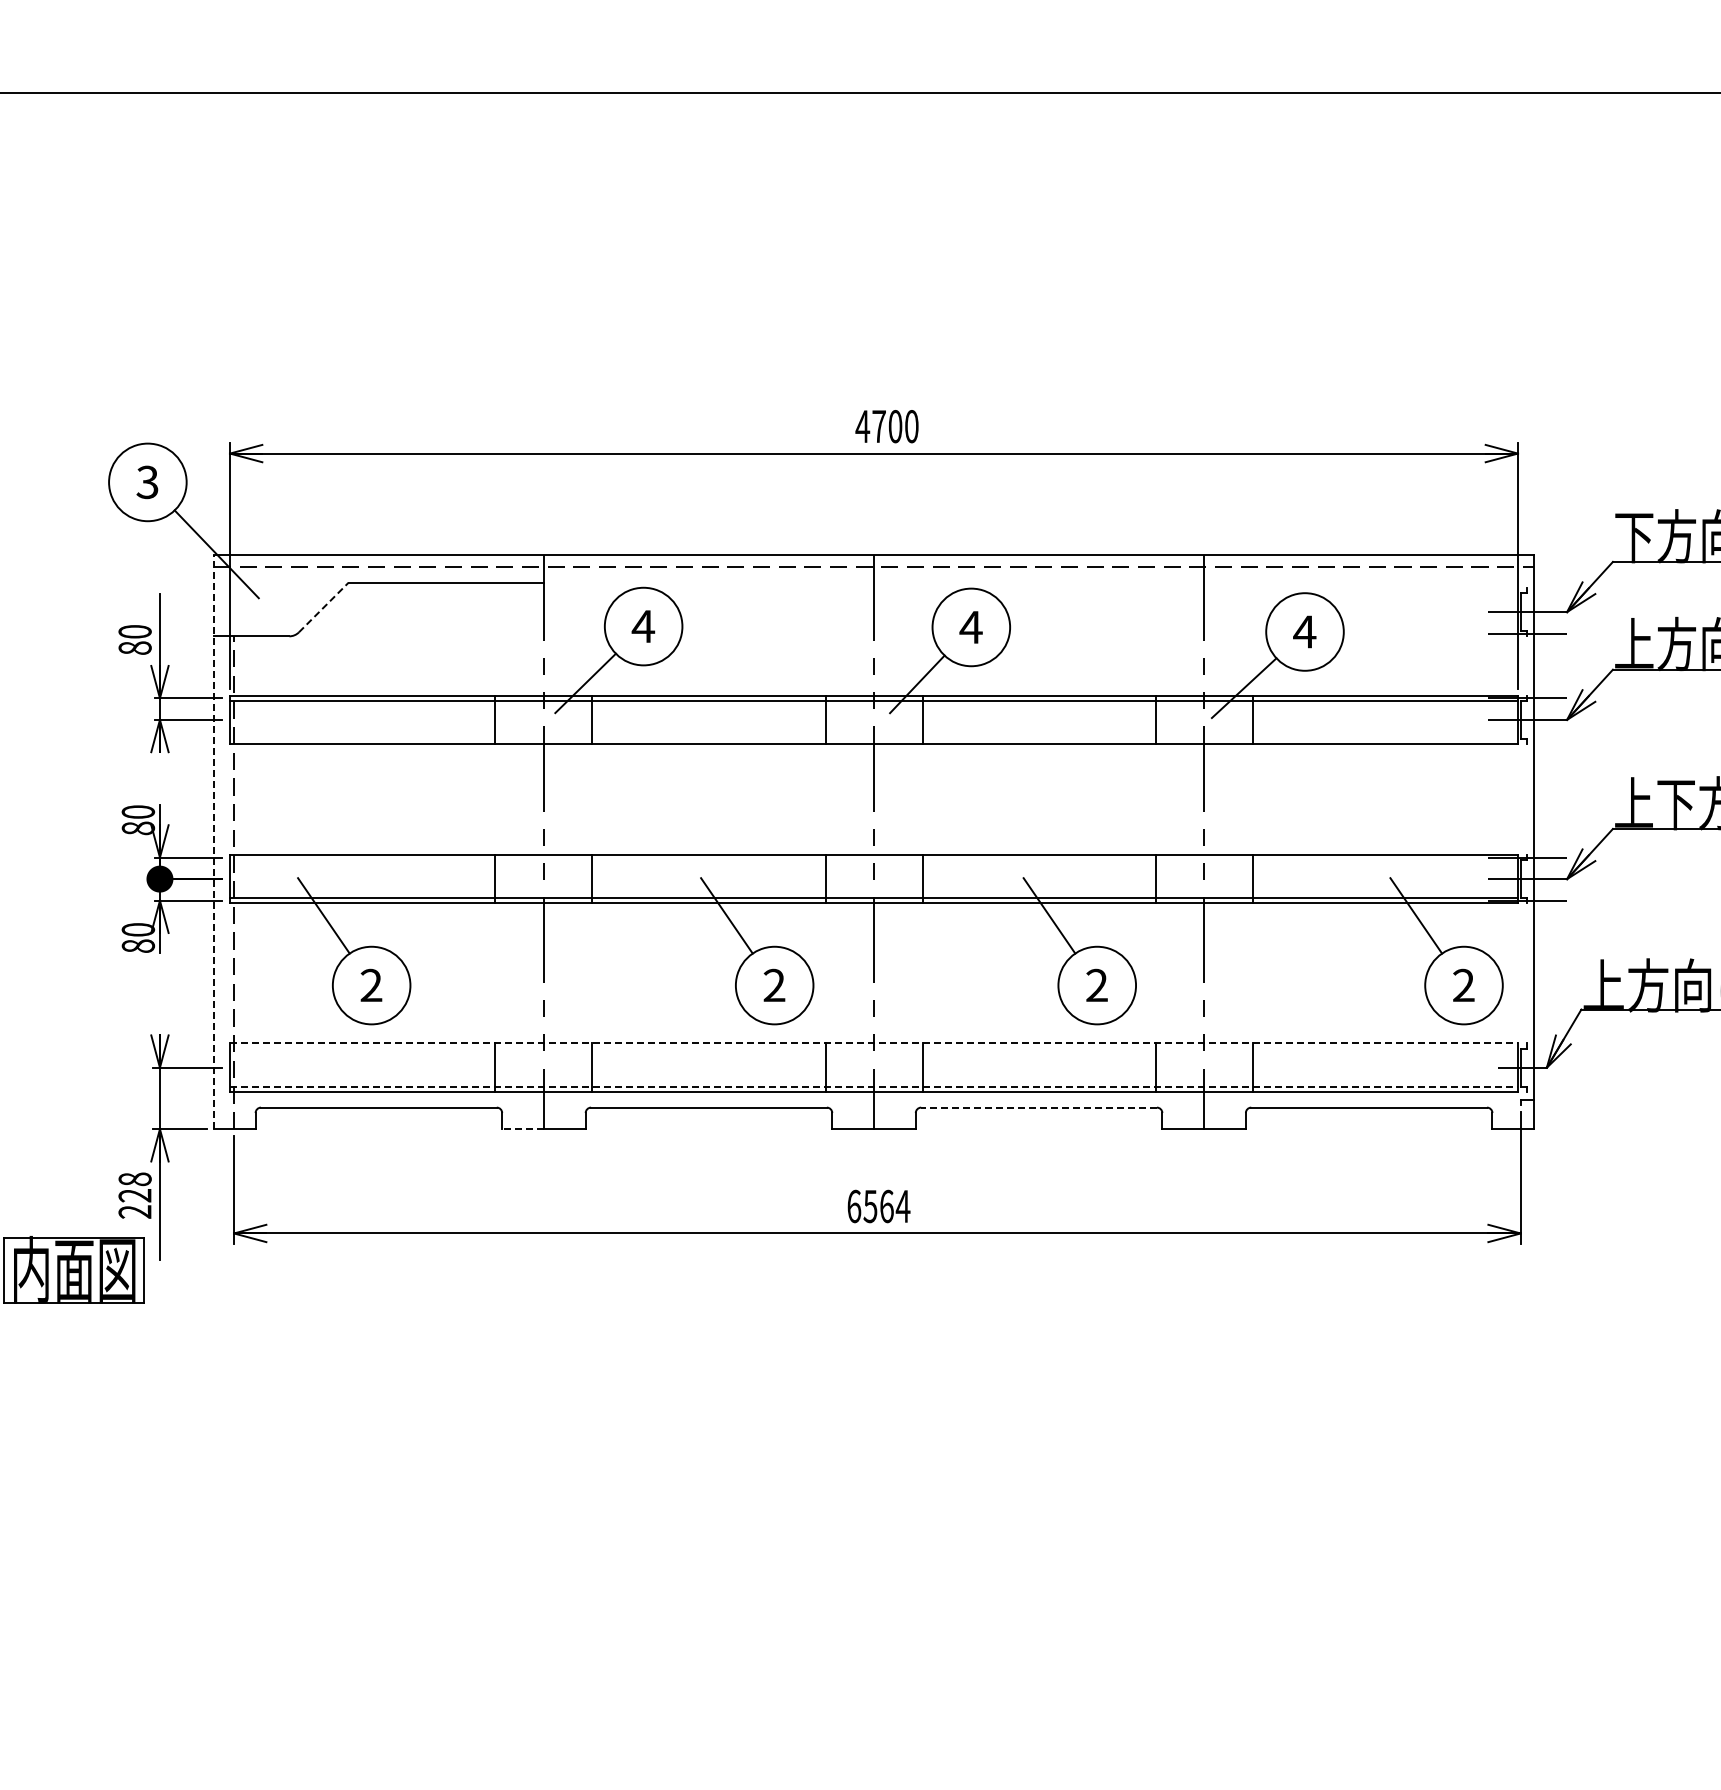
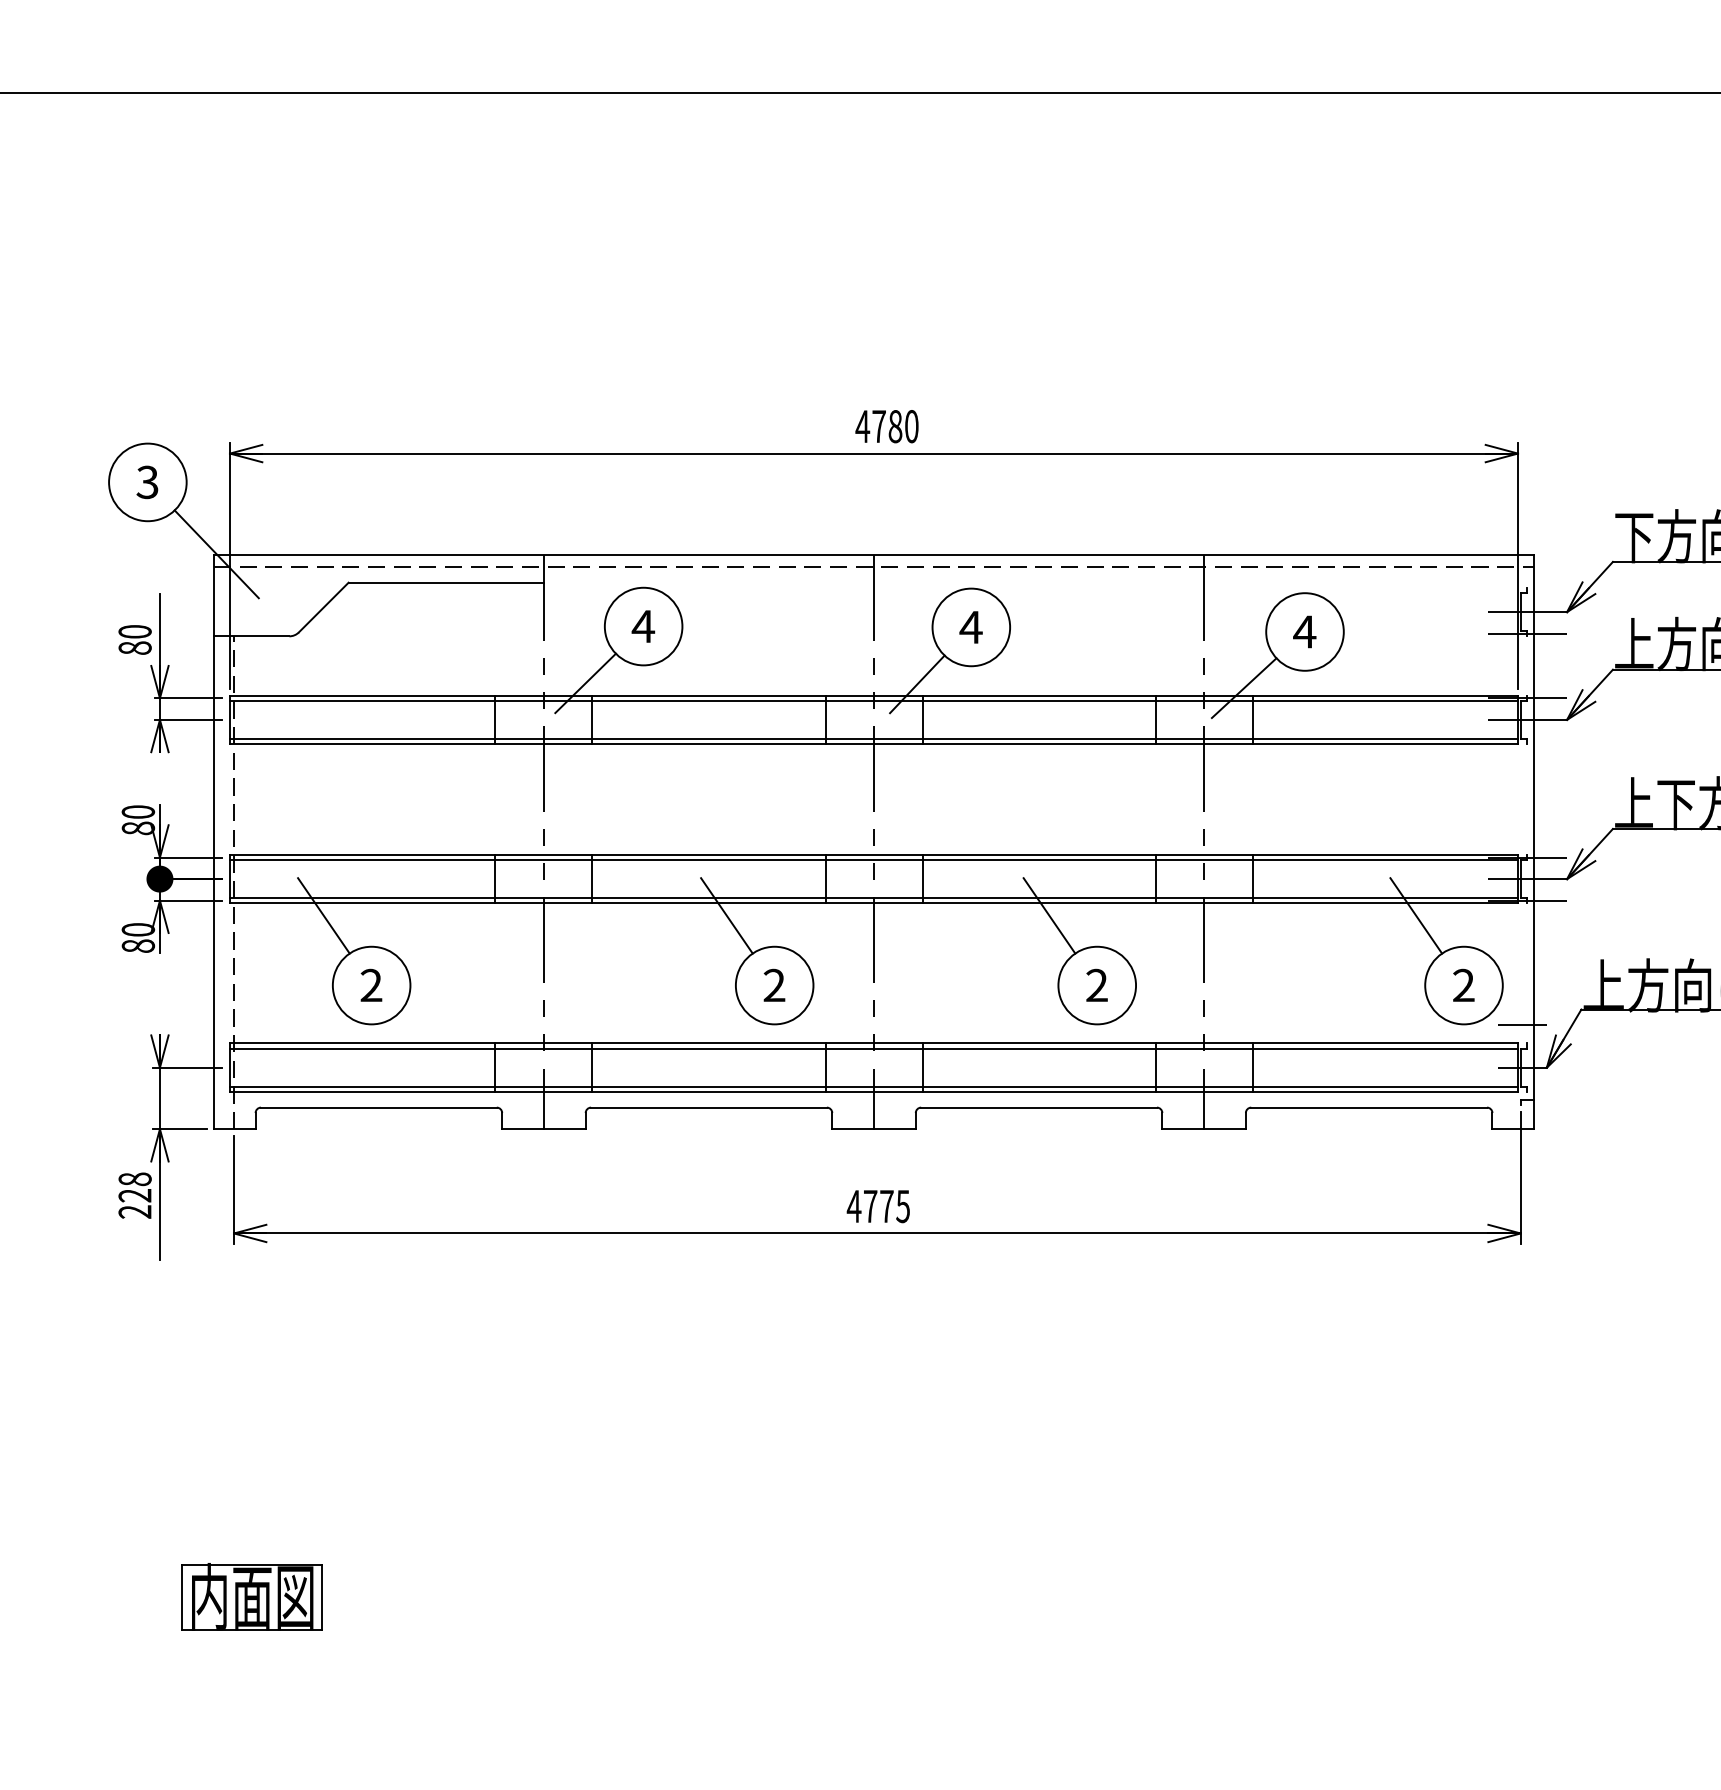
text: 4700 -> 4780 (895, 426)
line: dashed -> solid (324, 607)
line: none -> present (874, 738)
line: dashed -> solid (213, 842)
line: none -> present (874, 860)
line: none -> present (1522, 1024)
line: dashed -> solid (874, 1043)
line: none -> present (874, 1048)
line: dashed -> solid (874, 1086)
line: dashed -> solid (1039, 1107)
line: dashed -> solid (523, 1129)
text: 6564 -> 4775 (878, 1206)
part position: (73, 1269) -> (251, 1596) (251, 1596)
